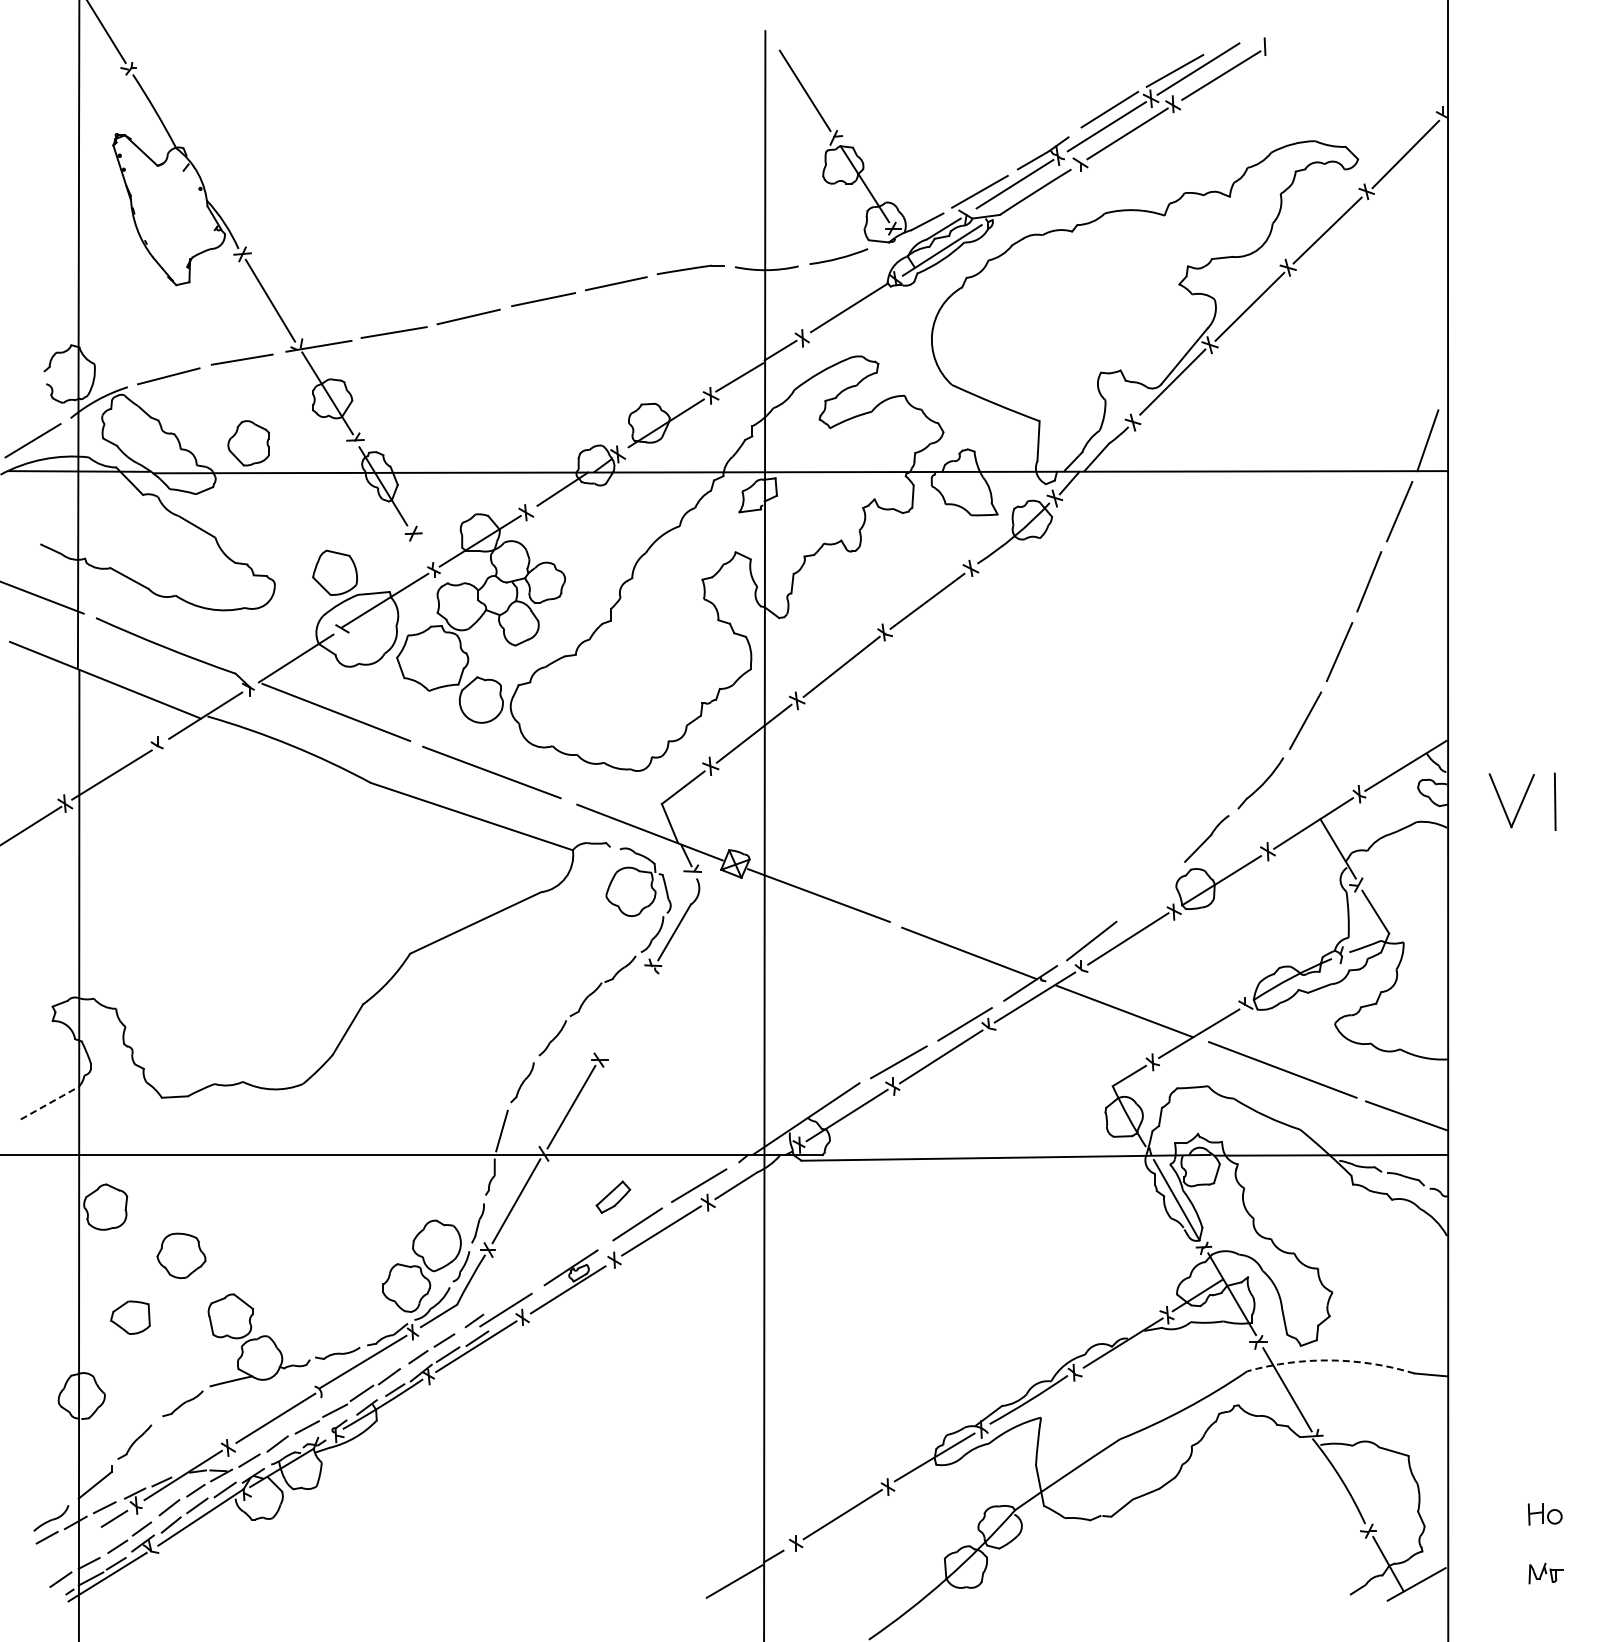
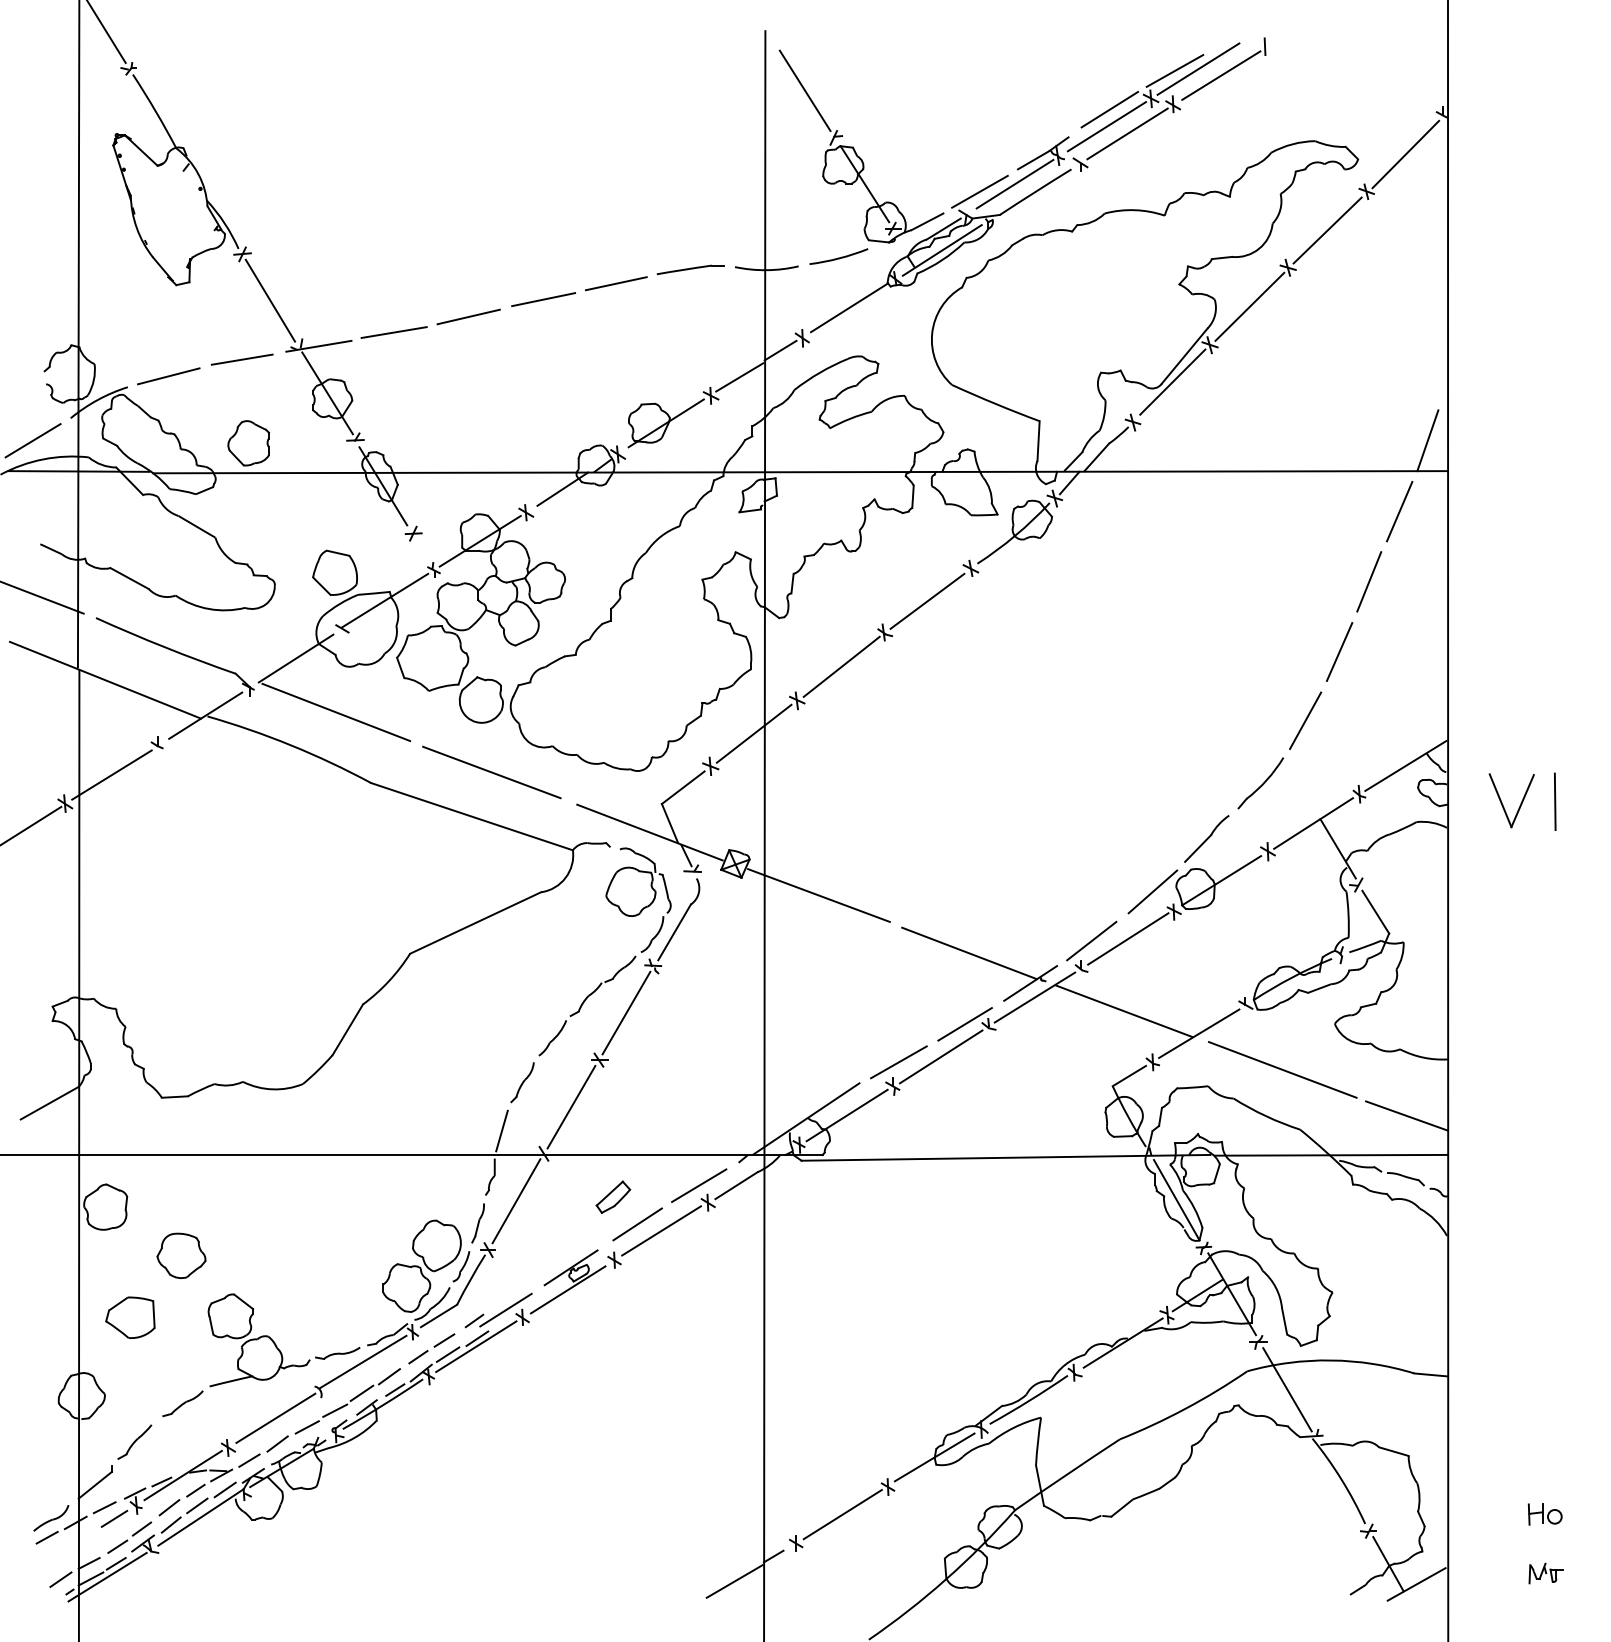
line: none -> present (1152, 891)
line: none -> present (626, 1012)
line: dashed -> solid (50, 1102)
part size: 41x35 px -> 51x43 px (130, 1317)
arc: dashed -> solid (1331, 1360)
